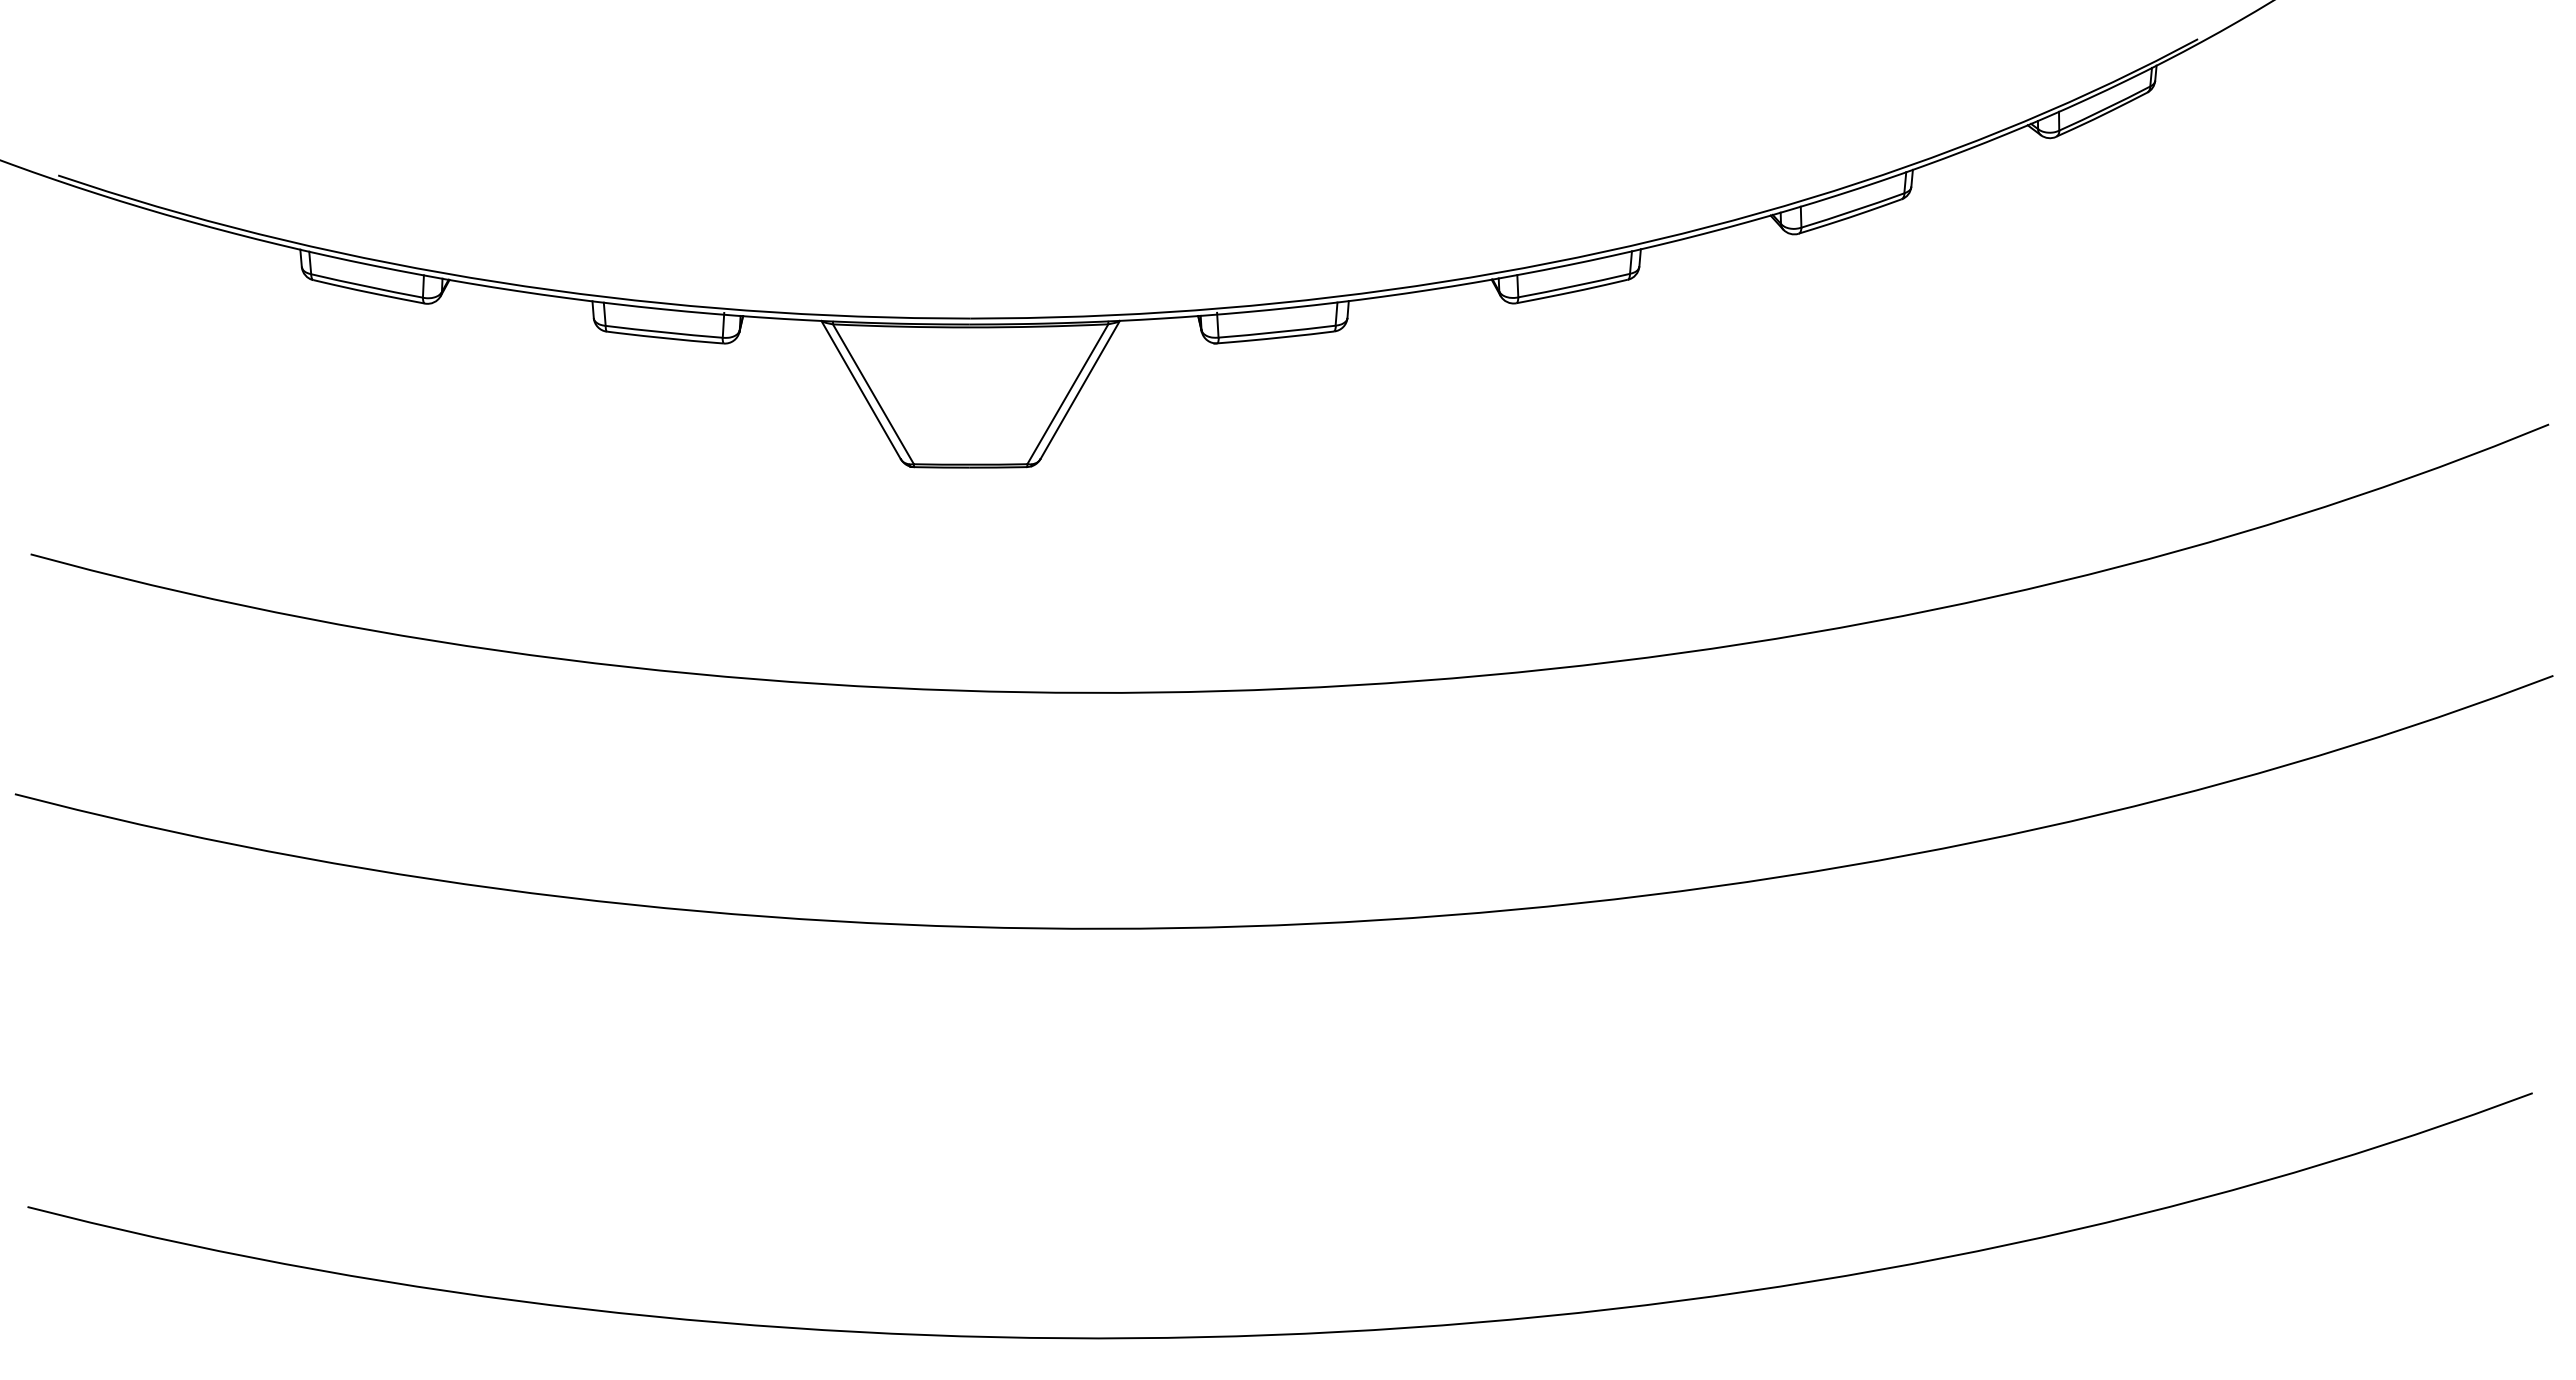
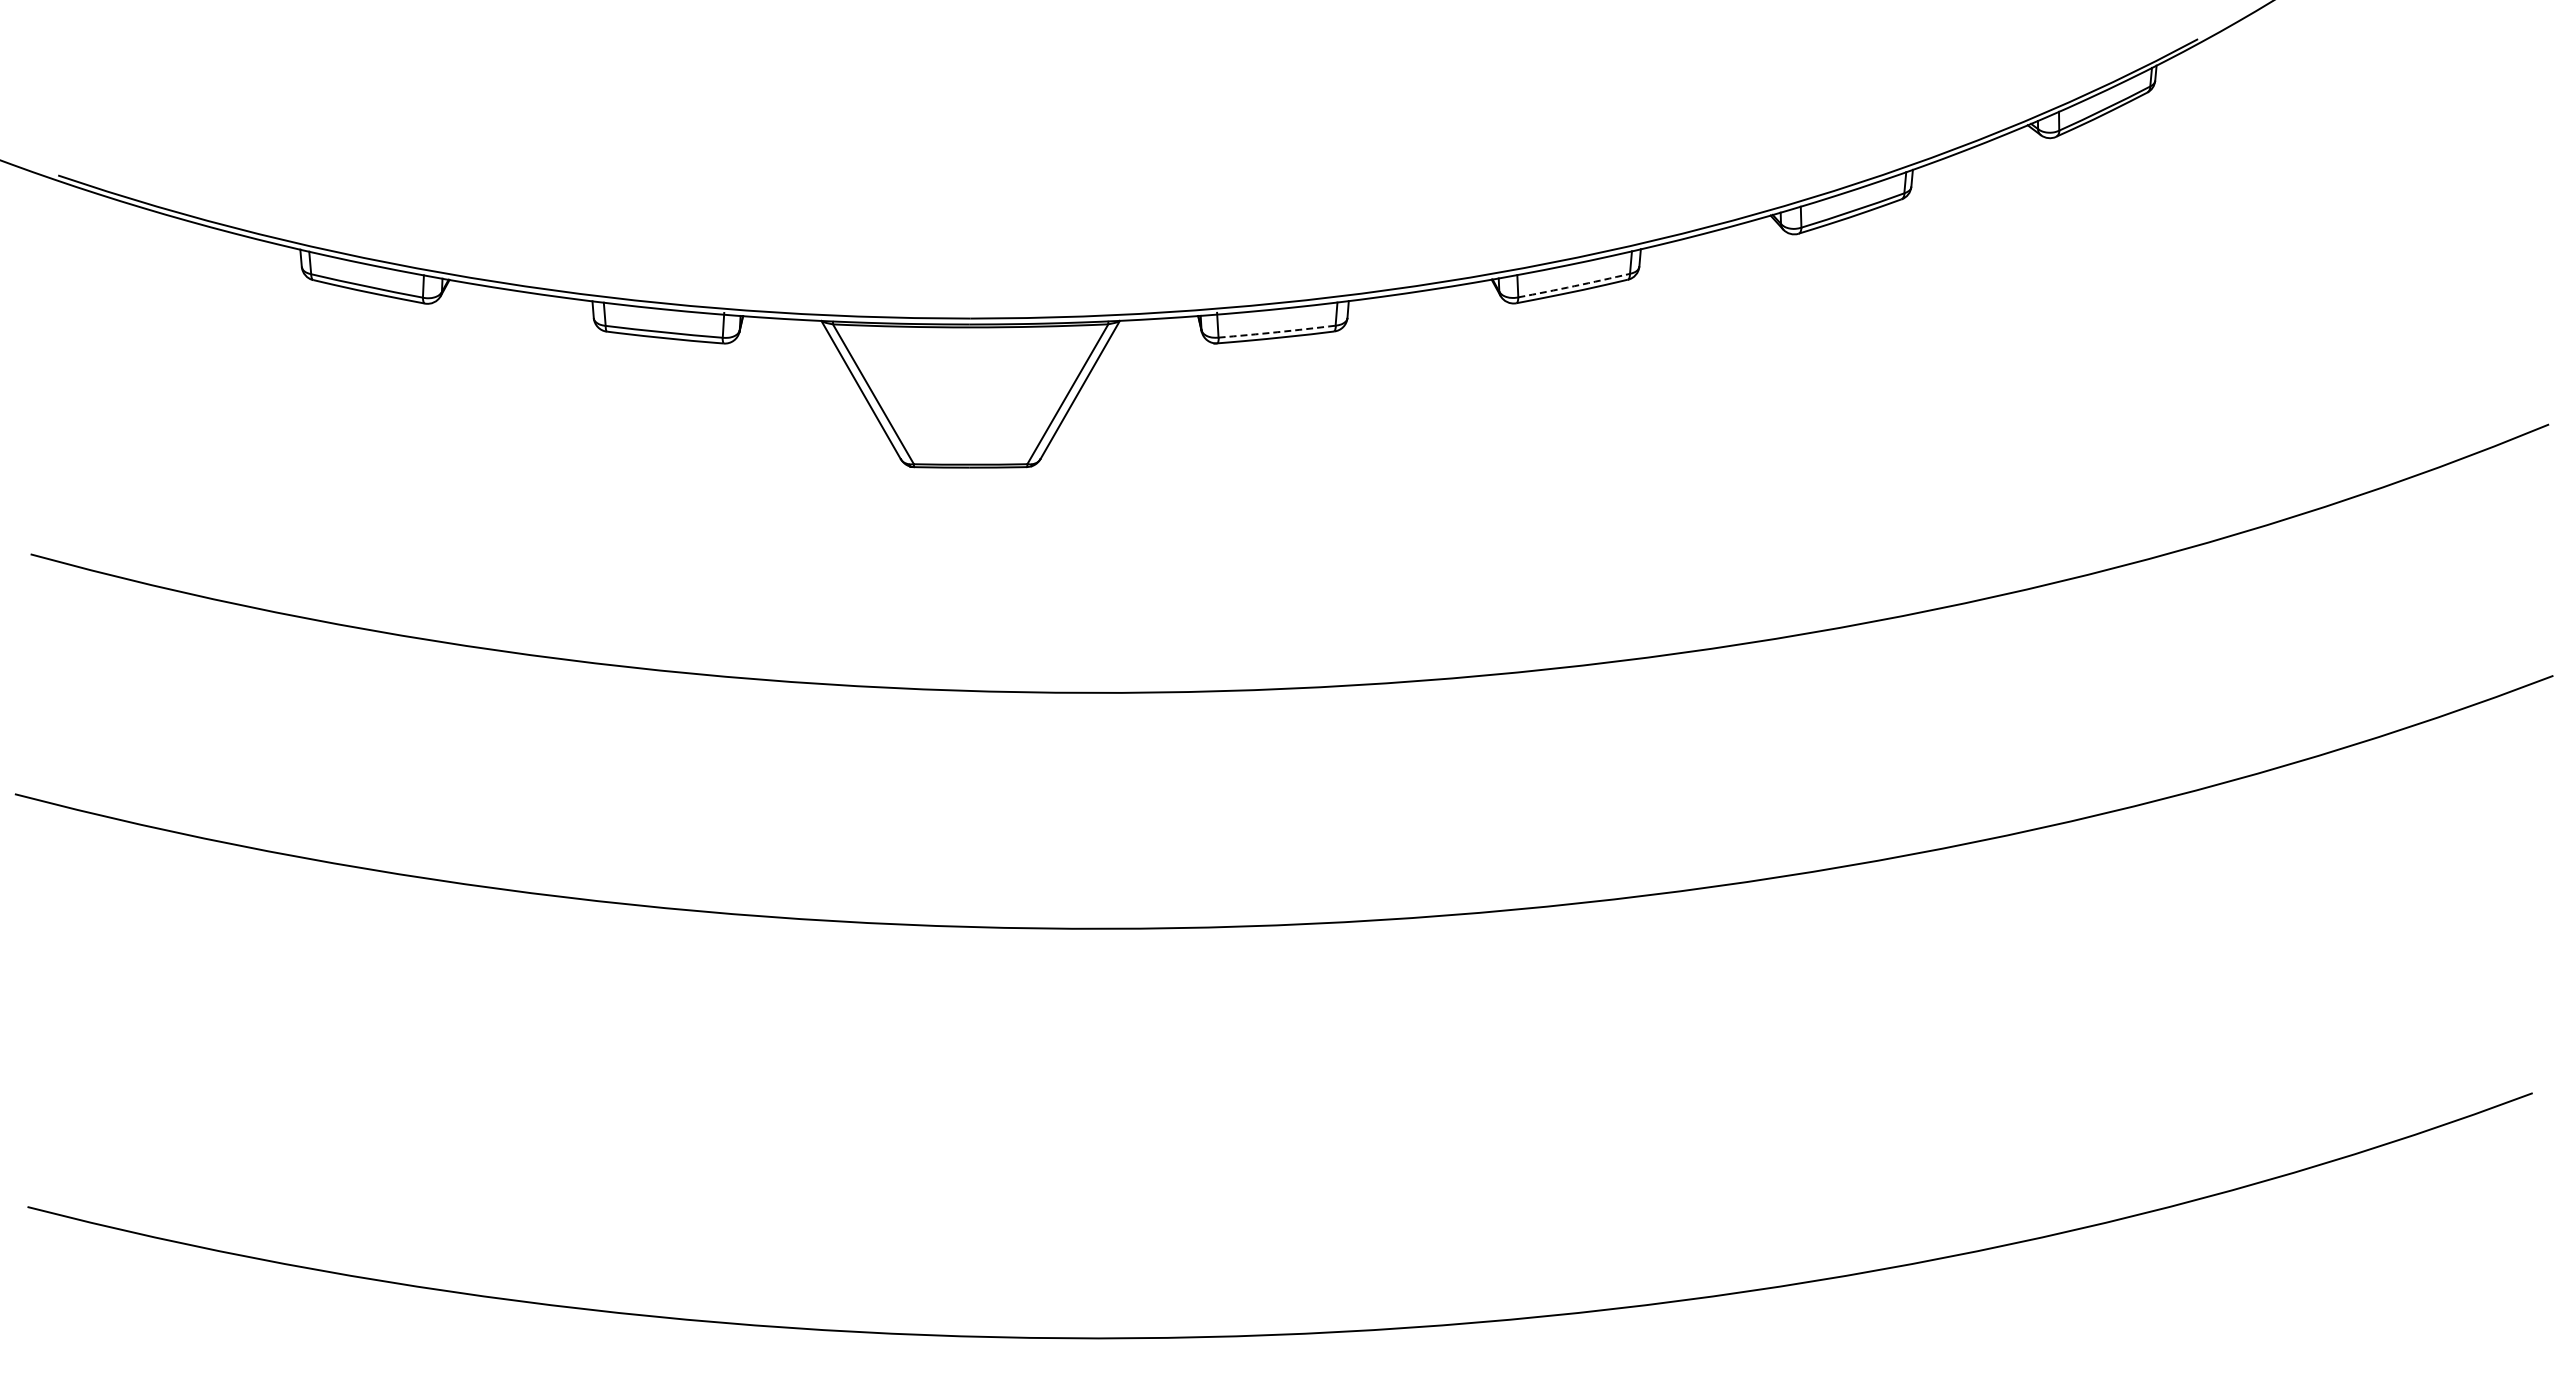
arc: solid -> dashed (1574, 286)
arc: solid -> dashed (1277, 332)
